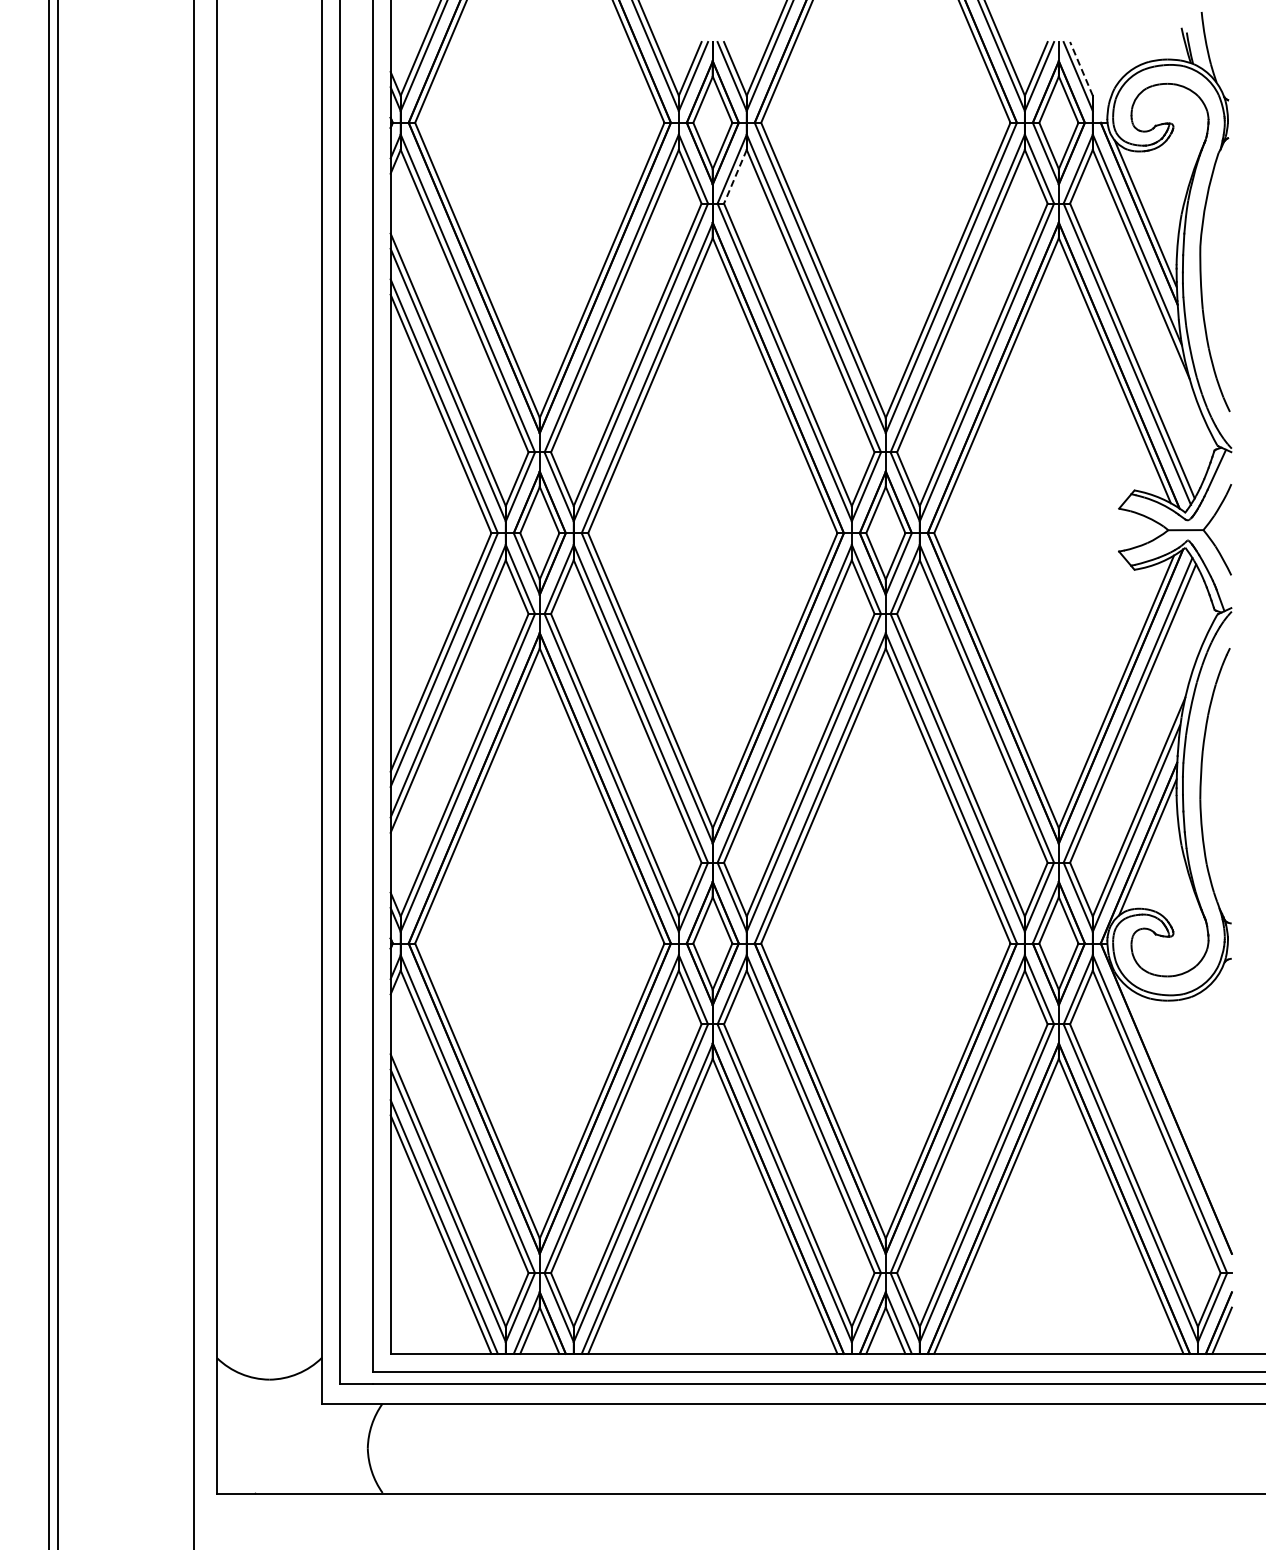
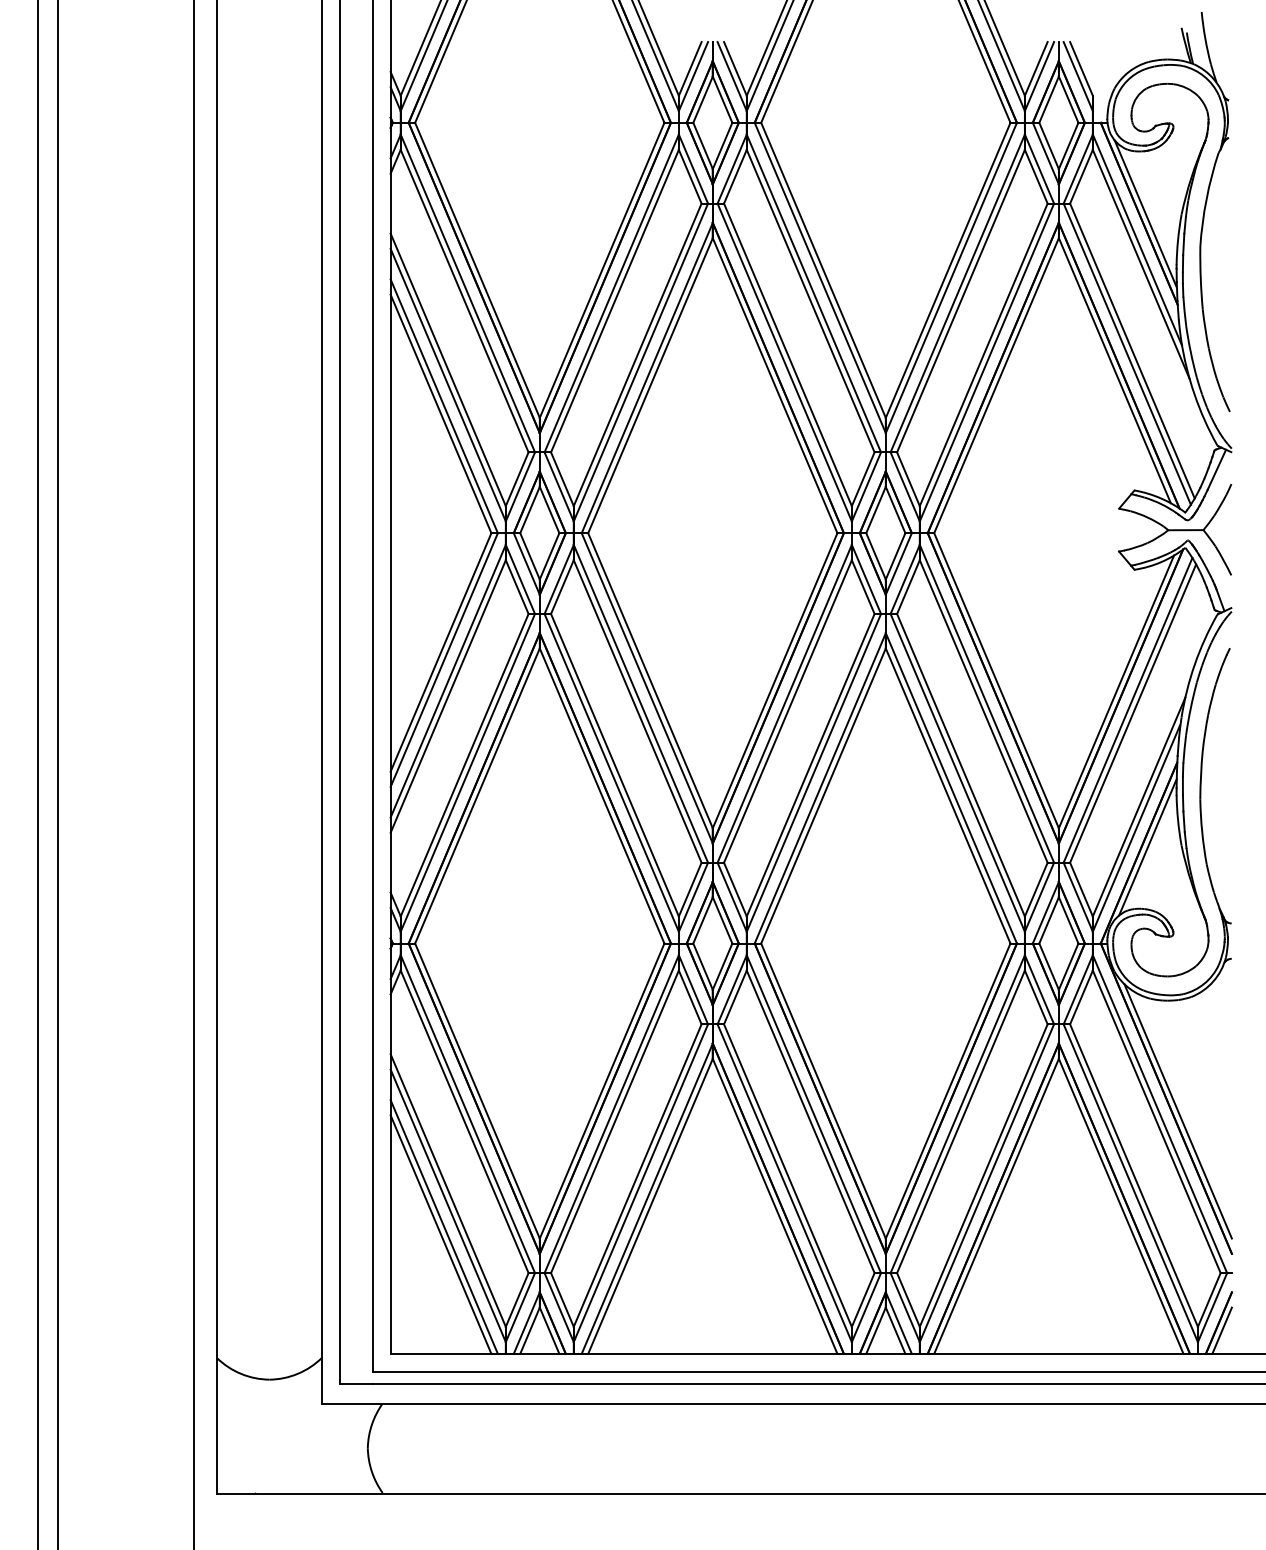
line: dashed -> solid (1081, 68)
line: dashed -> solid (735, 177)
line position: (48, 774) -> (37, 774) (37, 774)
line: none -> present (1177, 1111)
